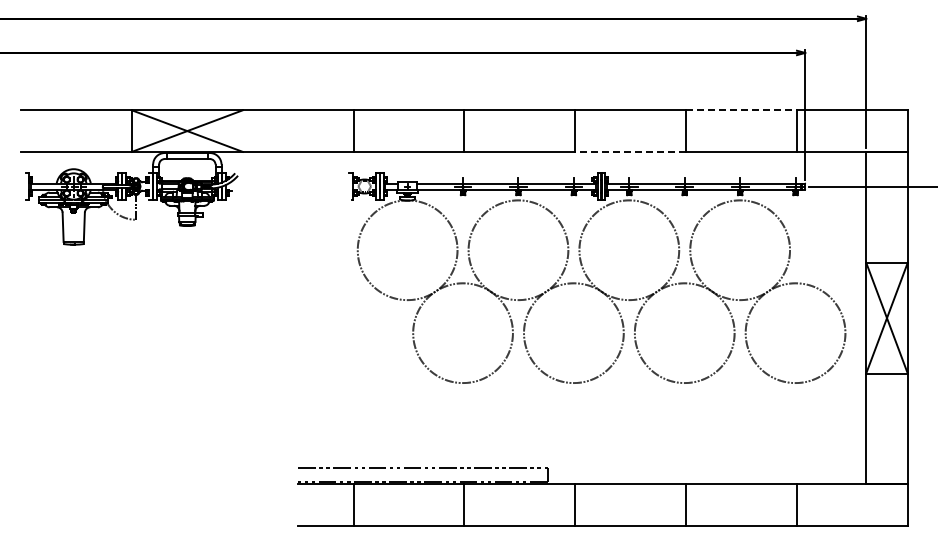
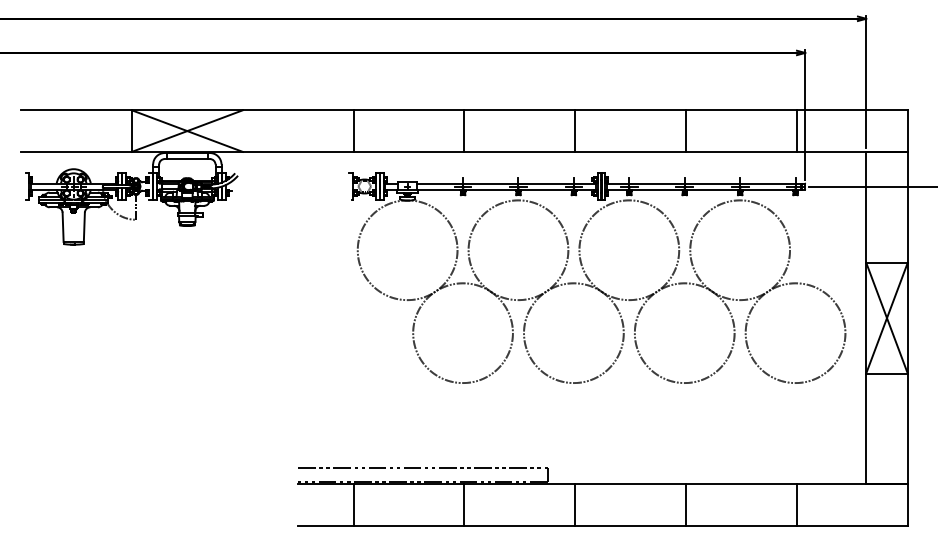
line: dashed -> solid (742, 110)
line: dashed -> solid (630, 151)
